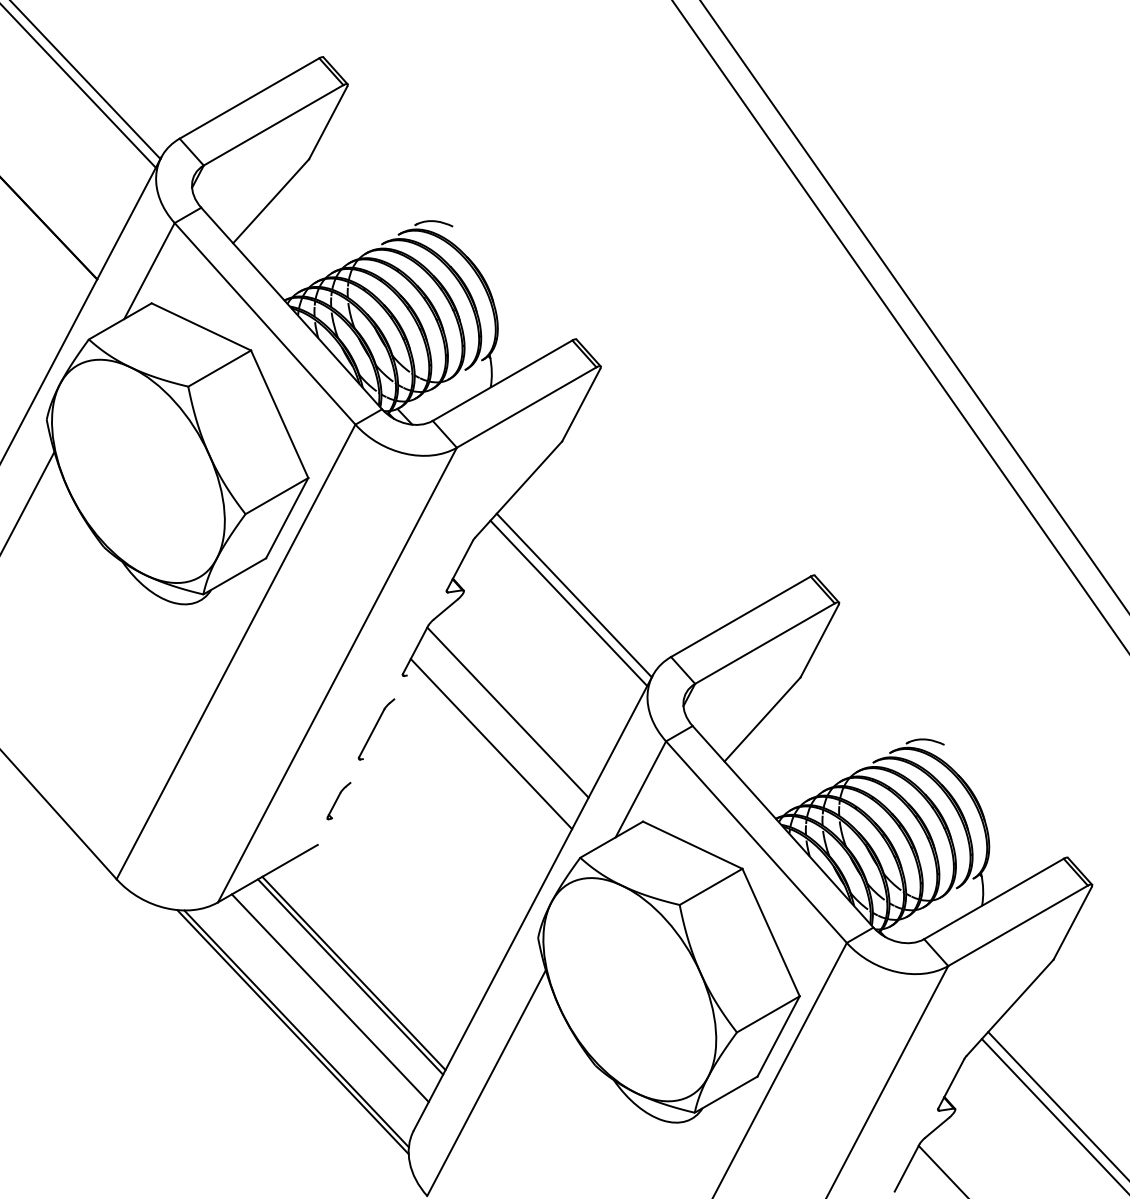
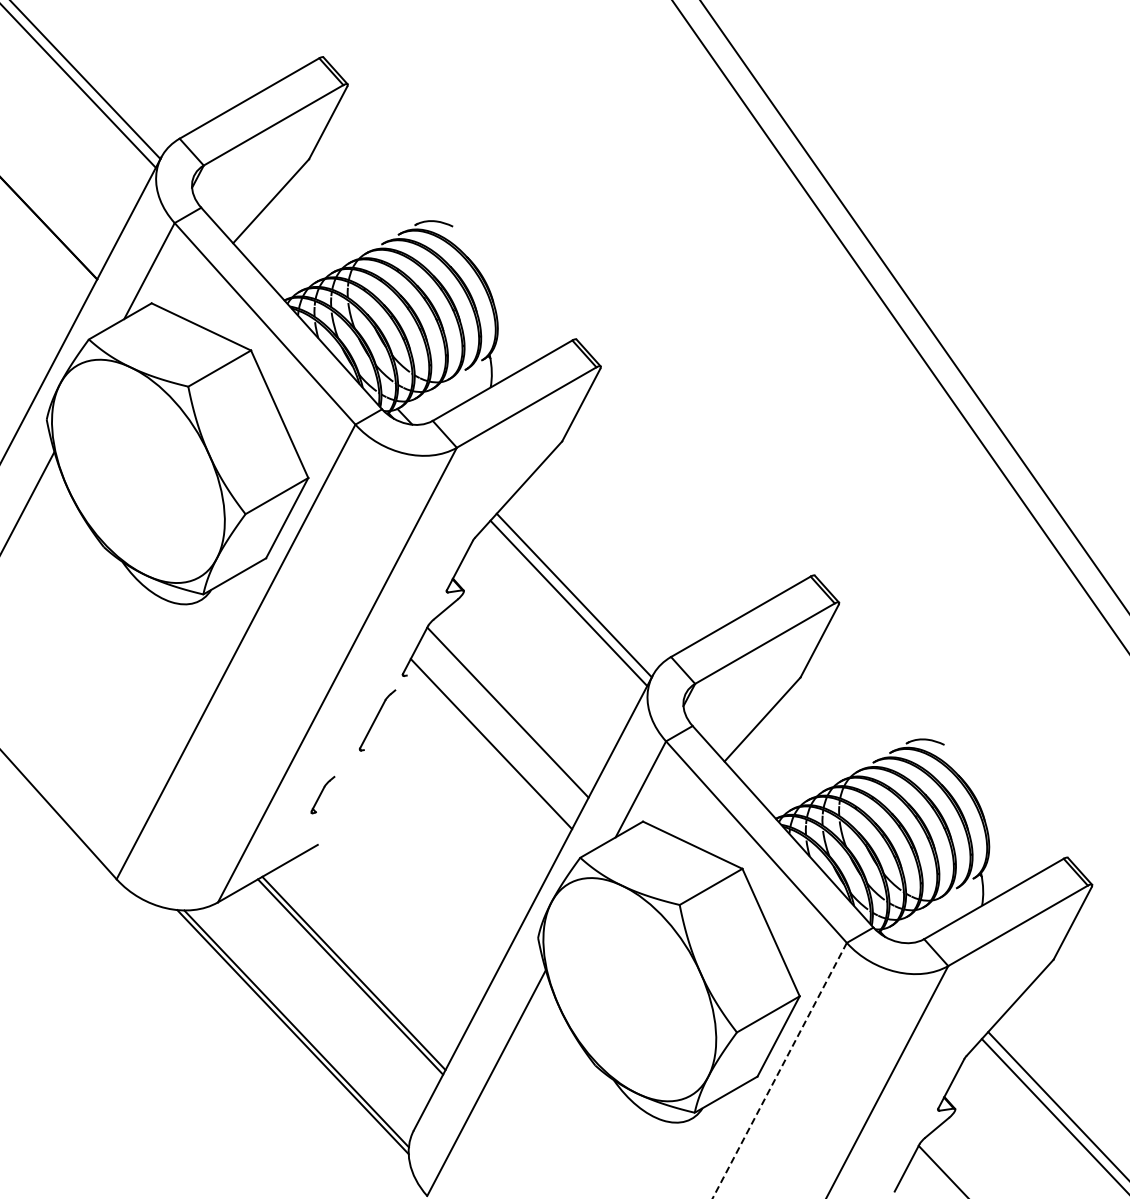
part position: (376, 729) -> (377, 720) (377, 720)
part position: (338, 800) -> (322, 794) (322, 794)
line: present -> none (329, 998)
line: solid -> dashed (779, 1071)
